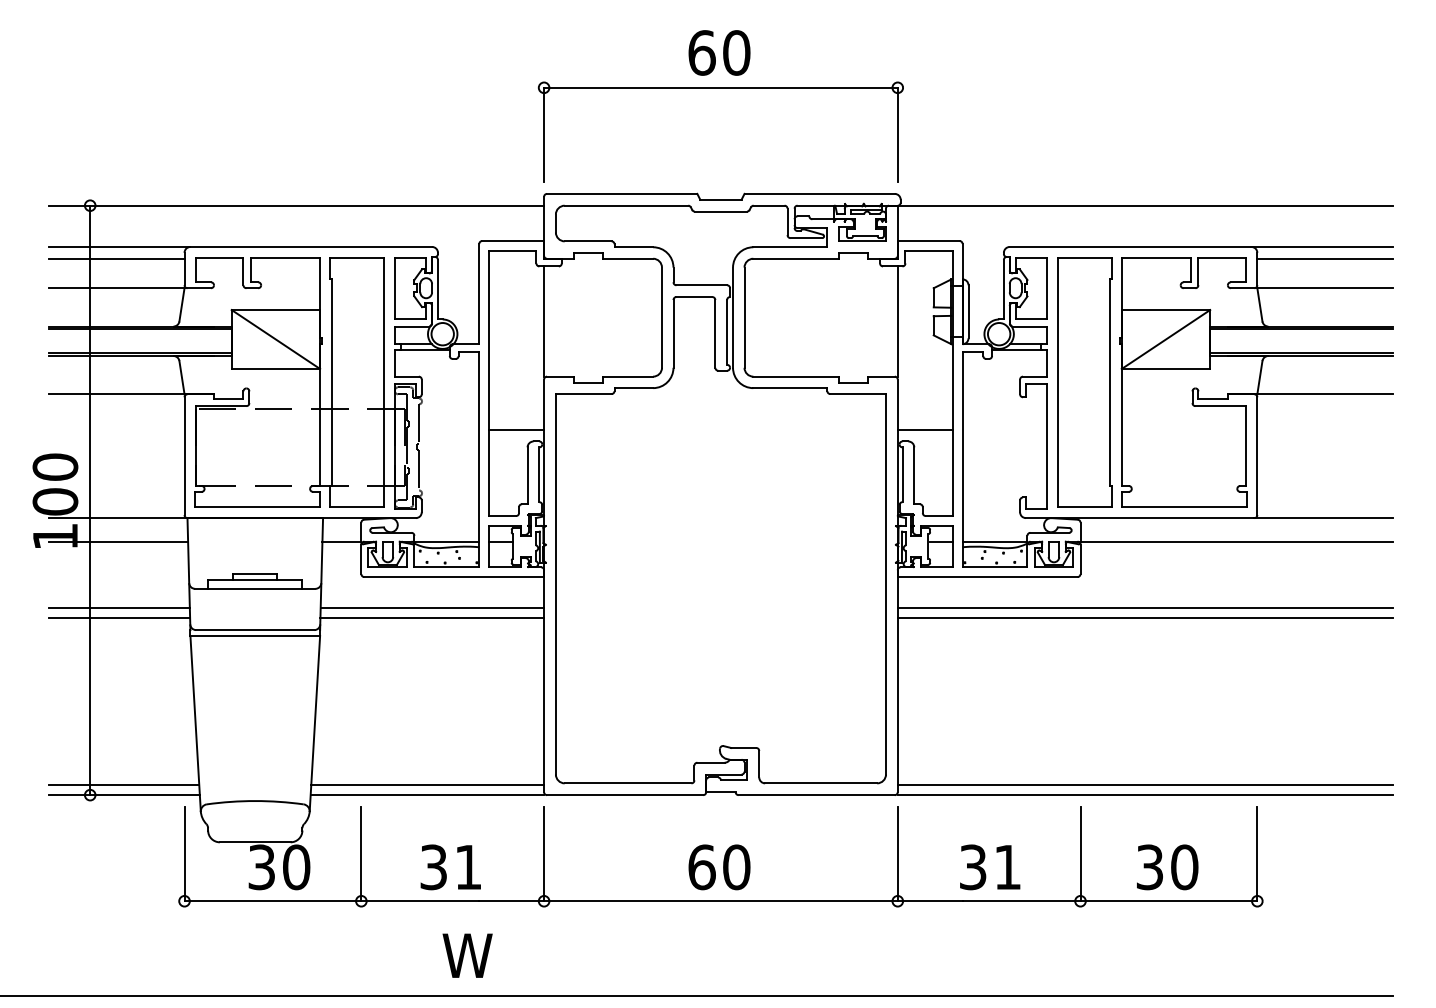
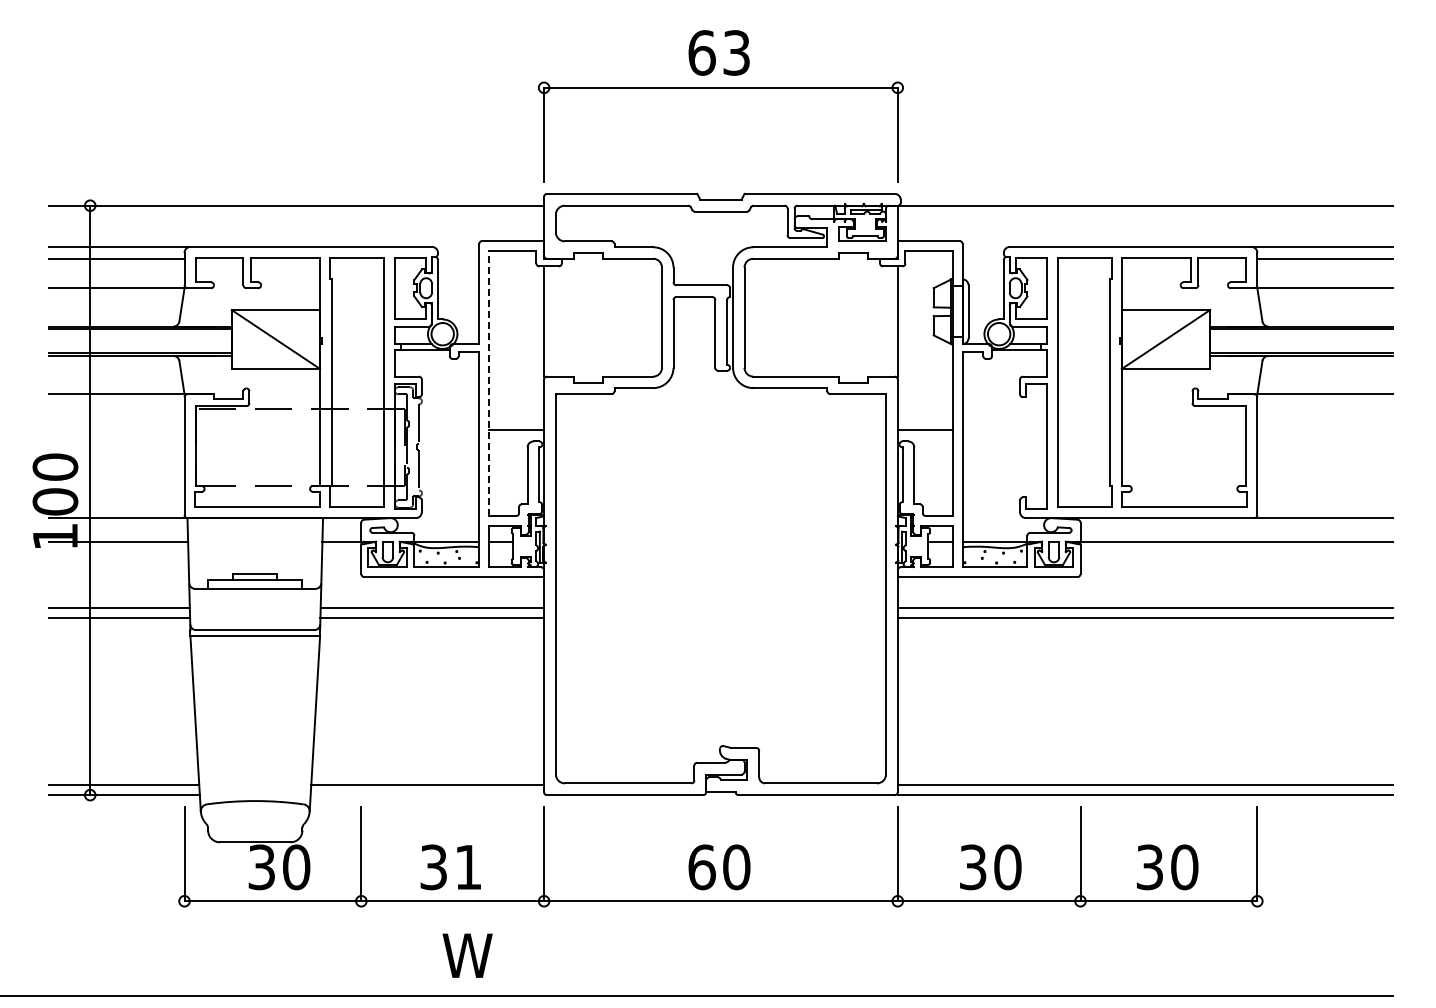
text: 60 -> 63 (736, 52)
line: solid -> dashed (488, 383)
line: present -> none (427, 795)
text: 31 -> 30 (1007, 867)
